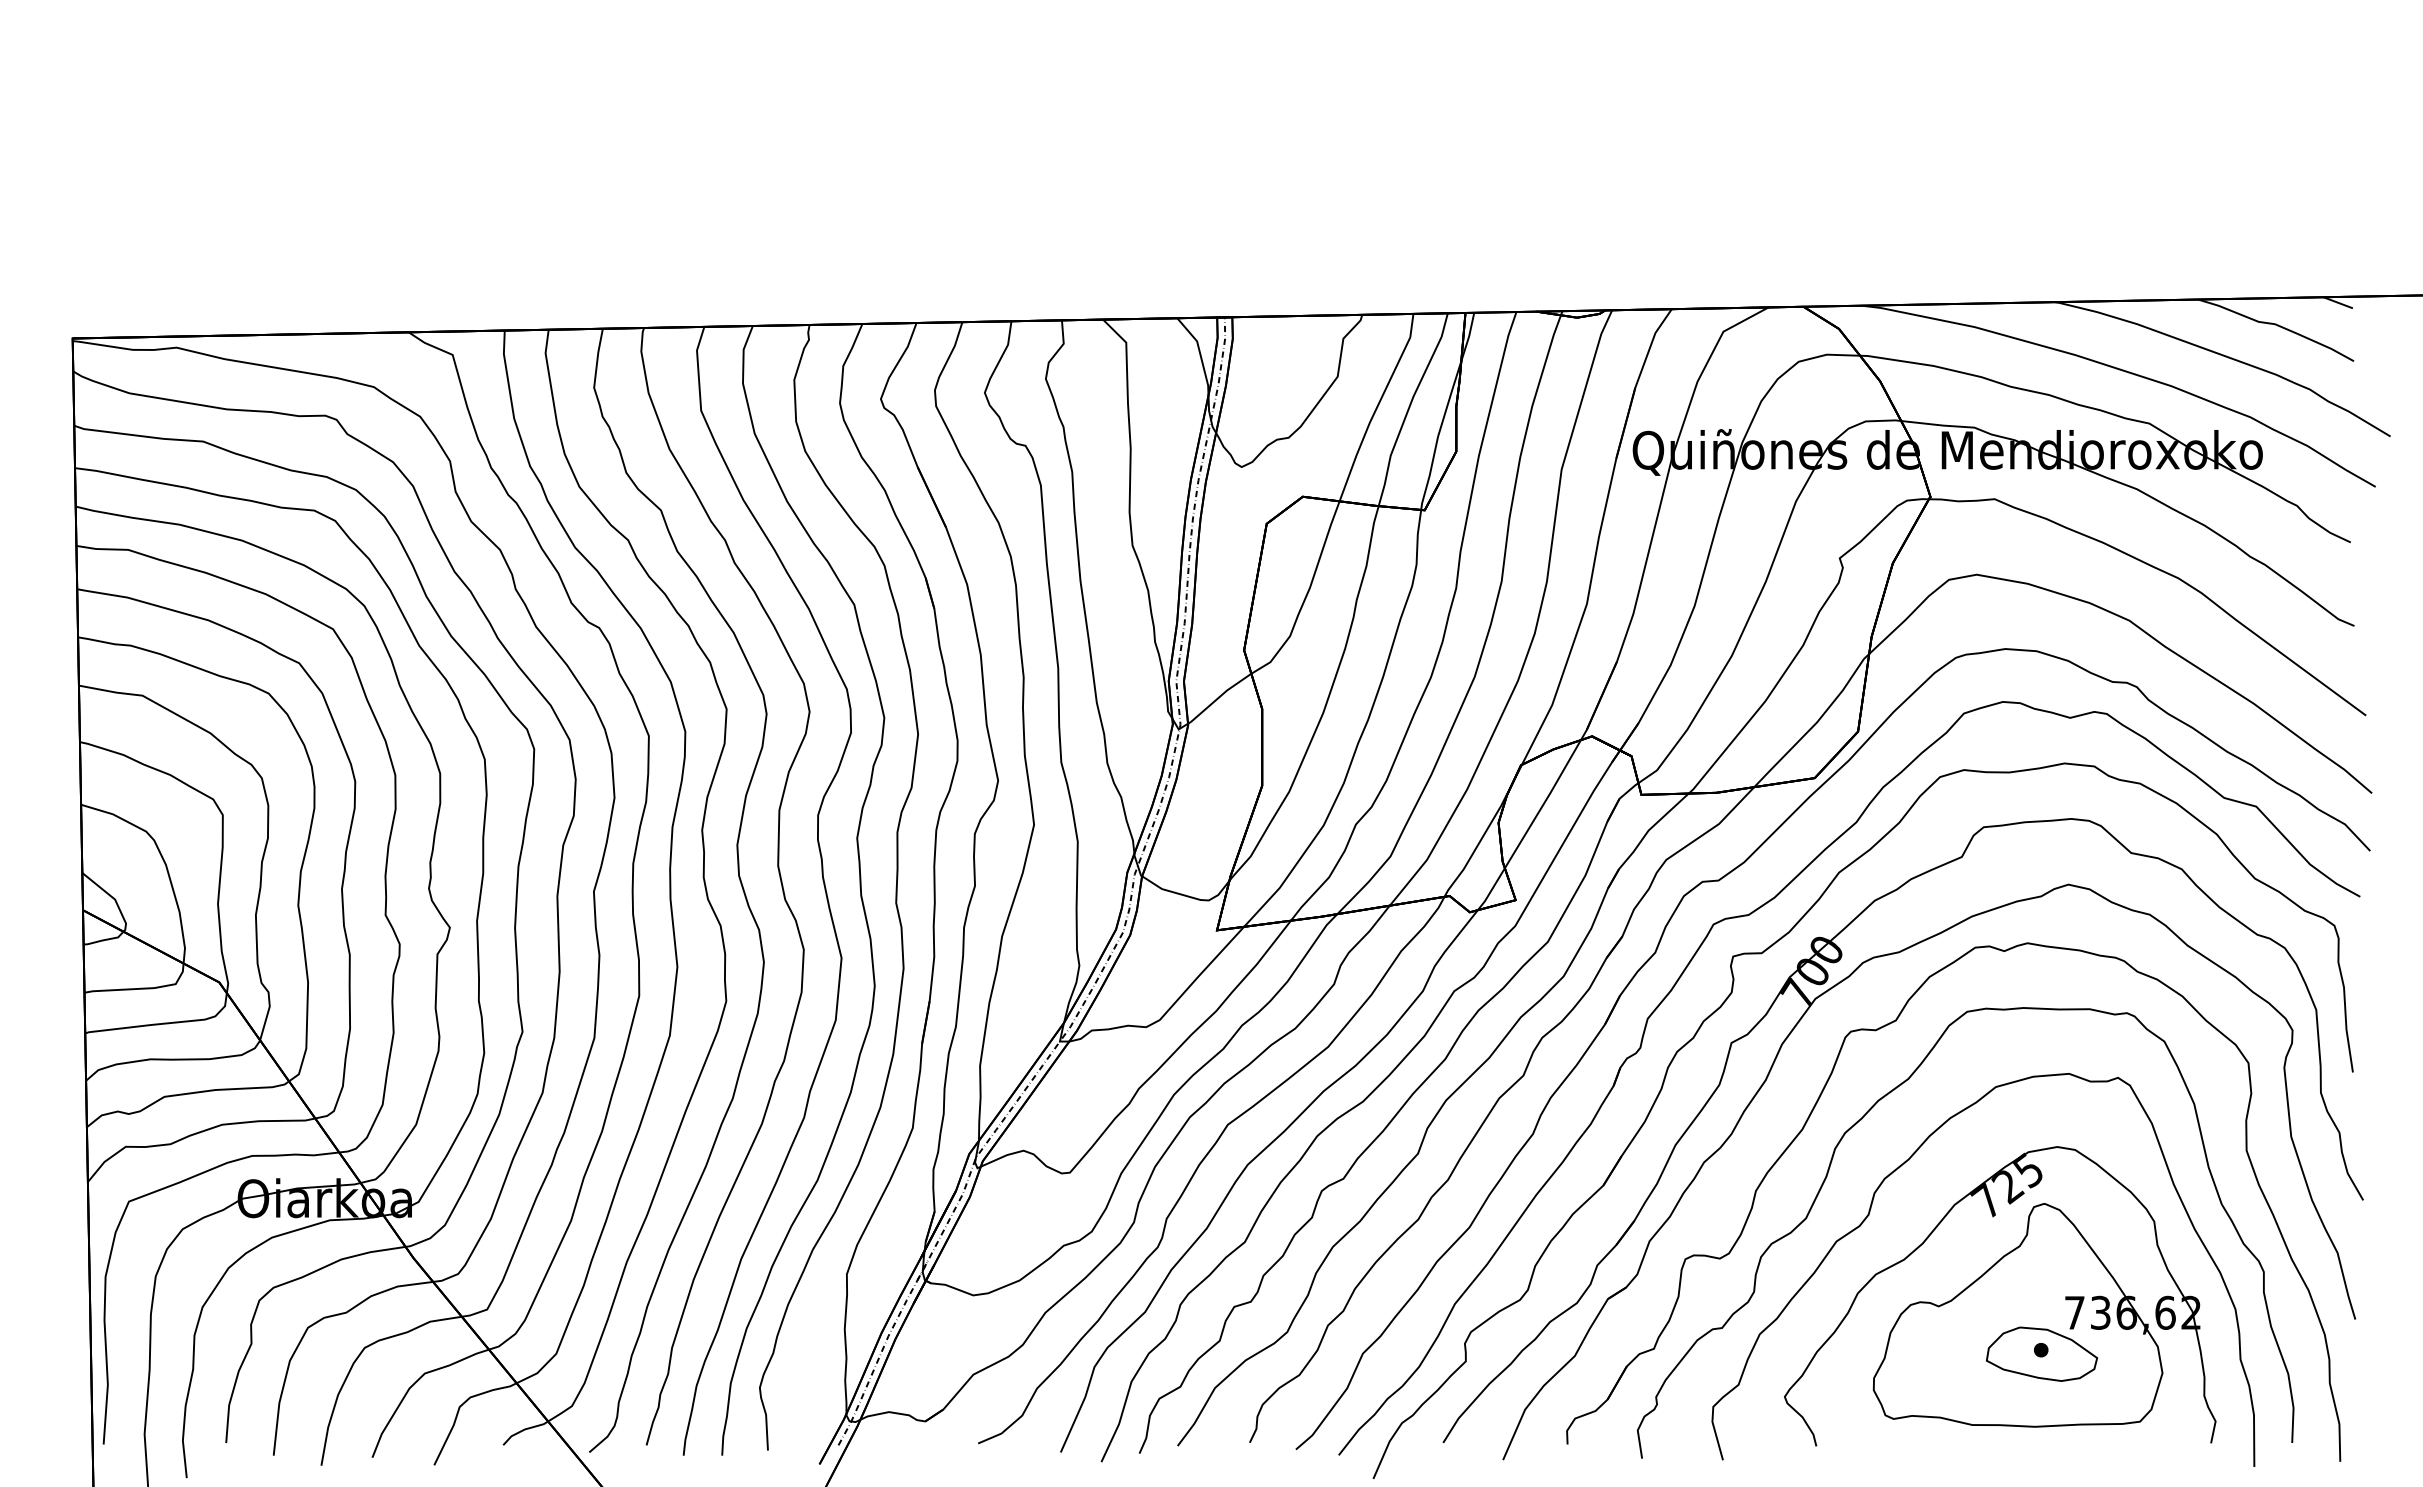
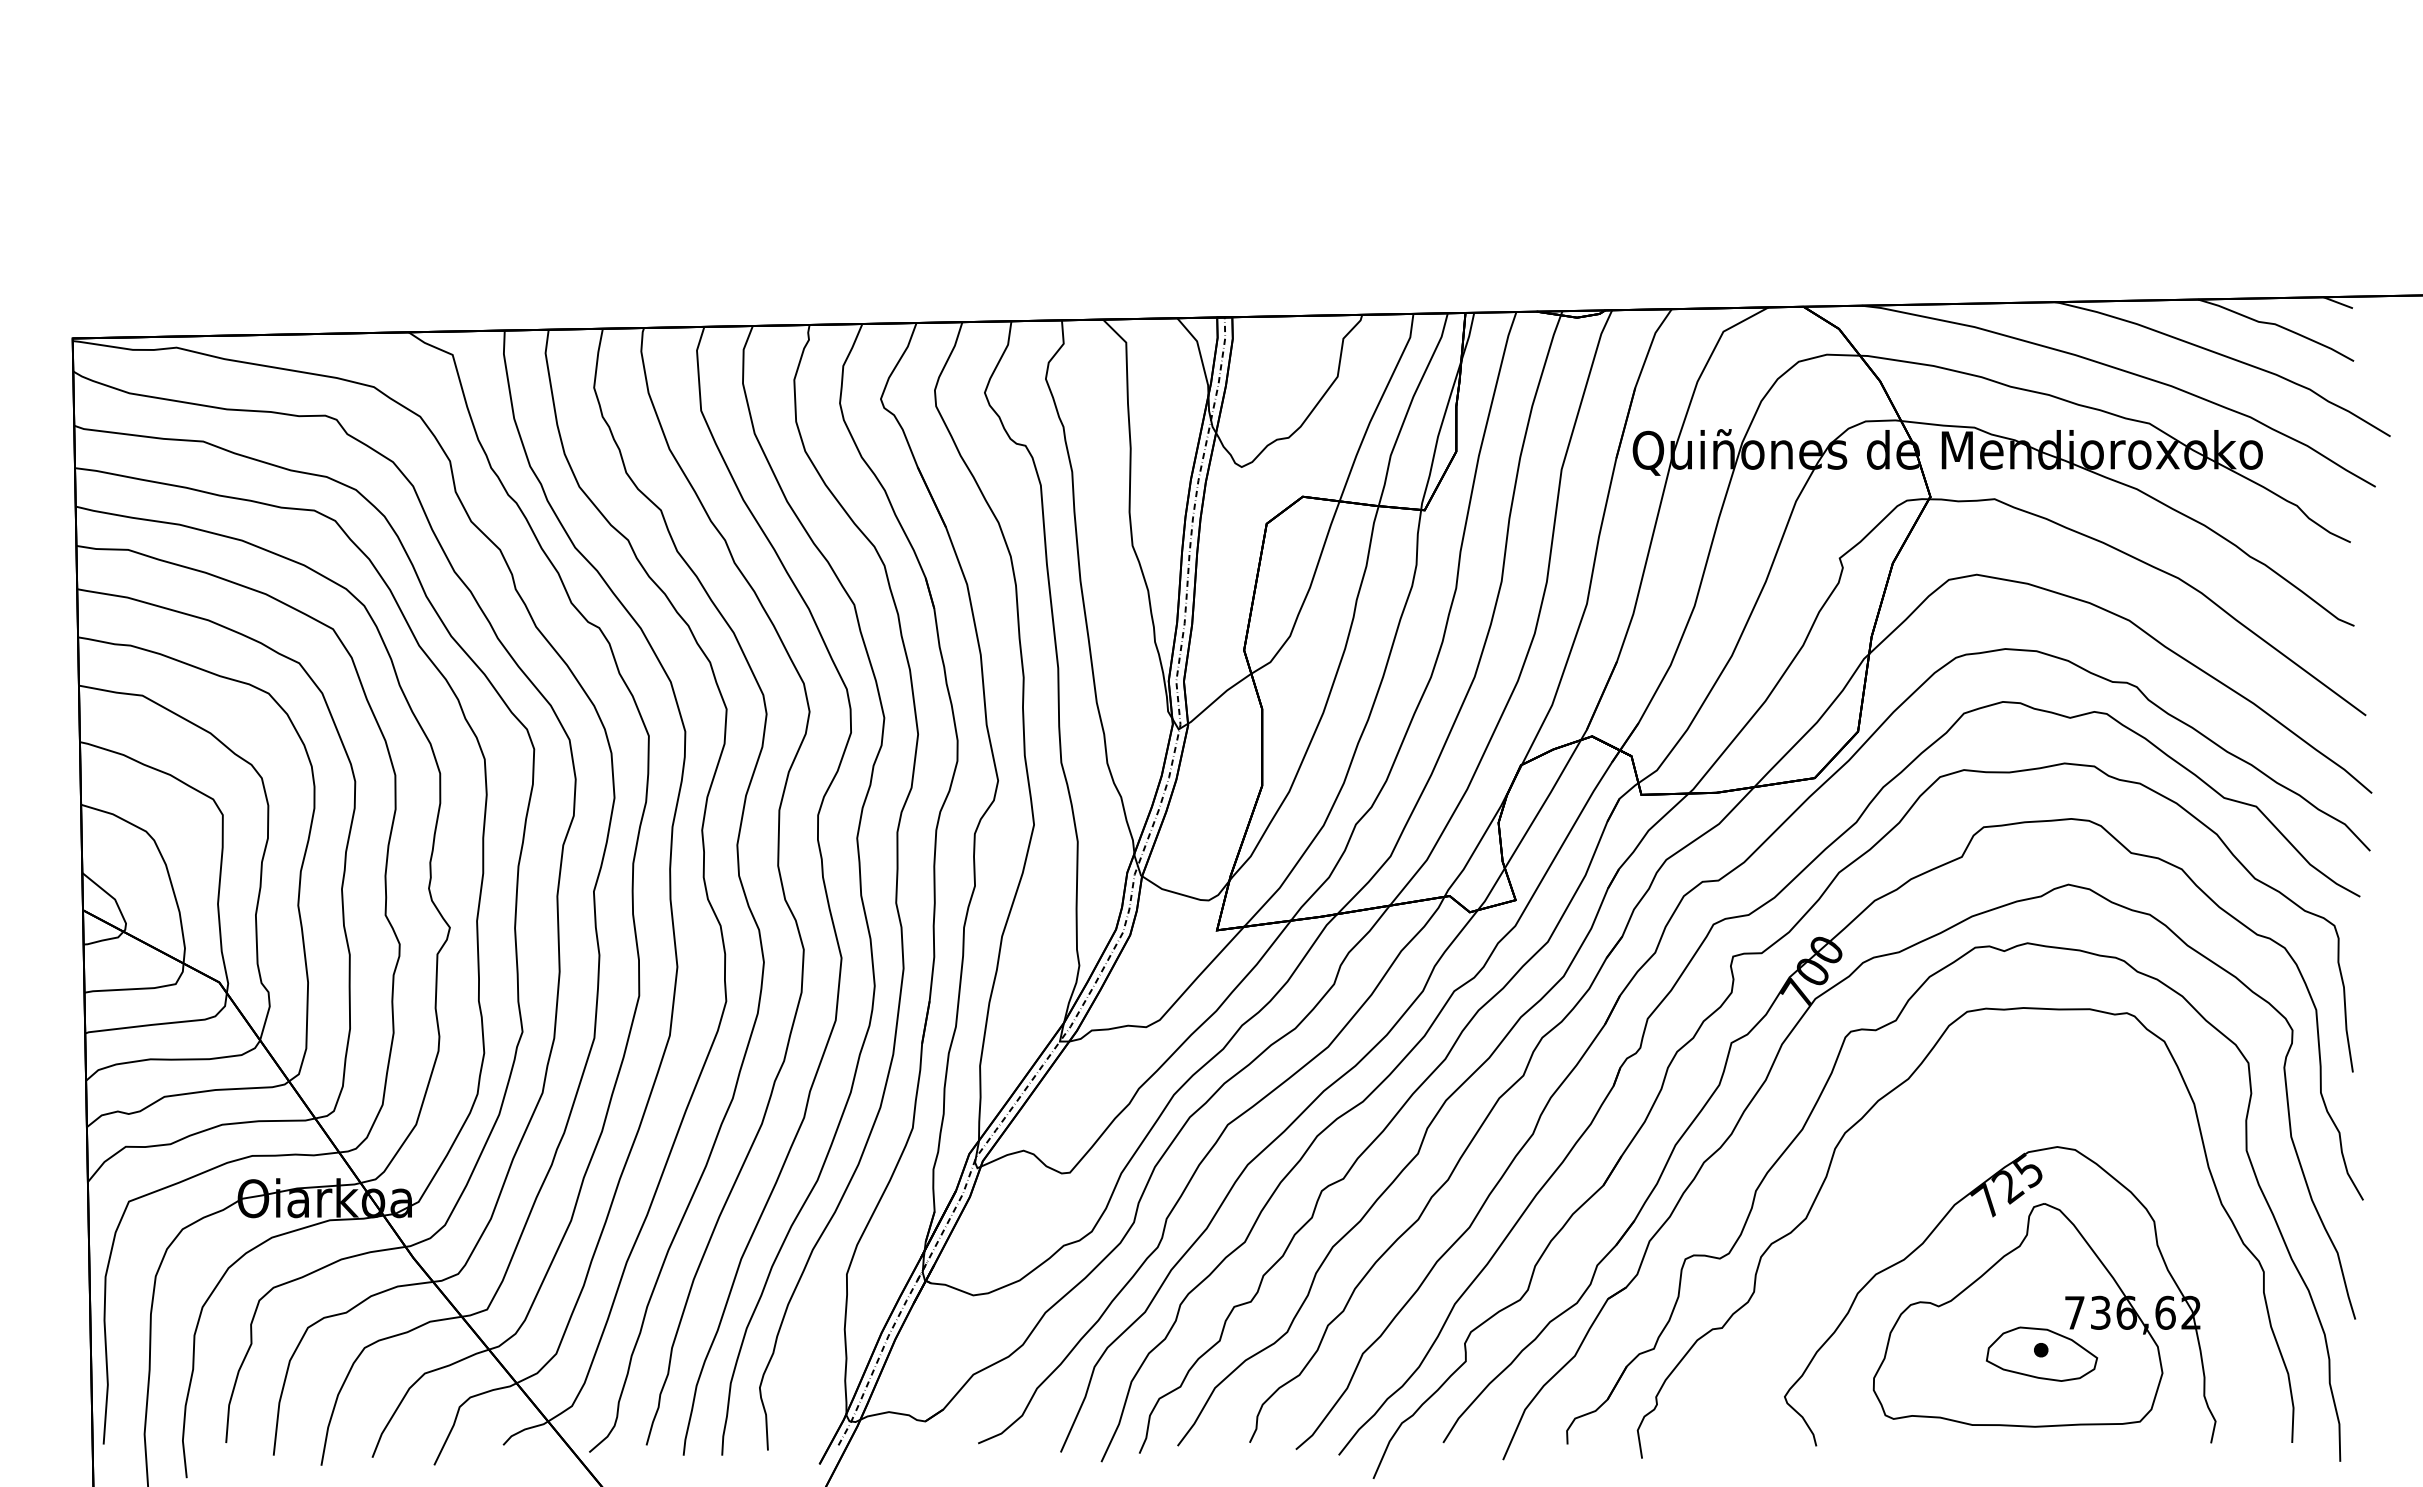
curve: present -> none (1869, 1215)
